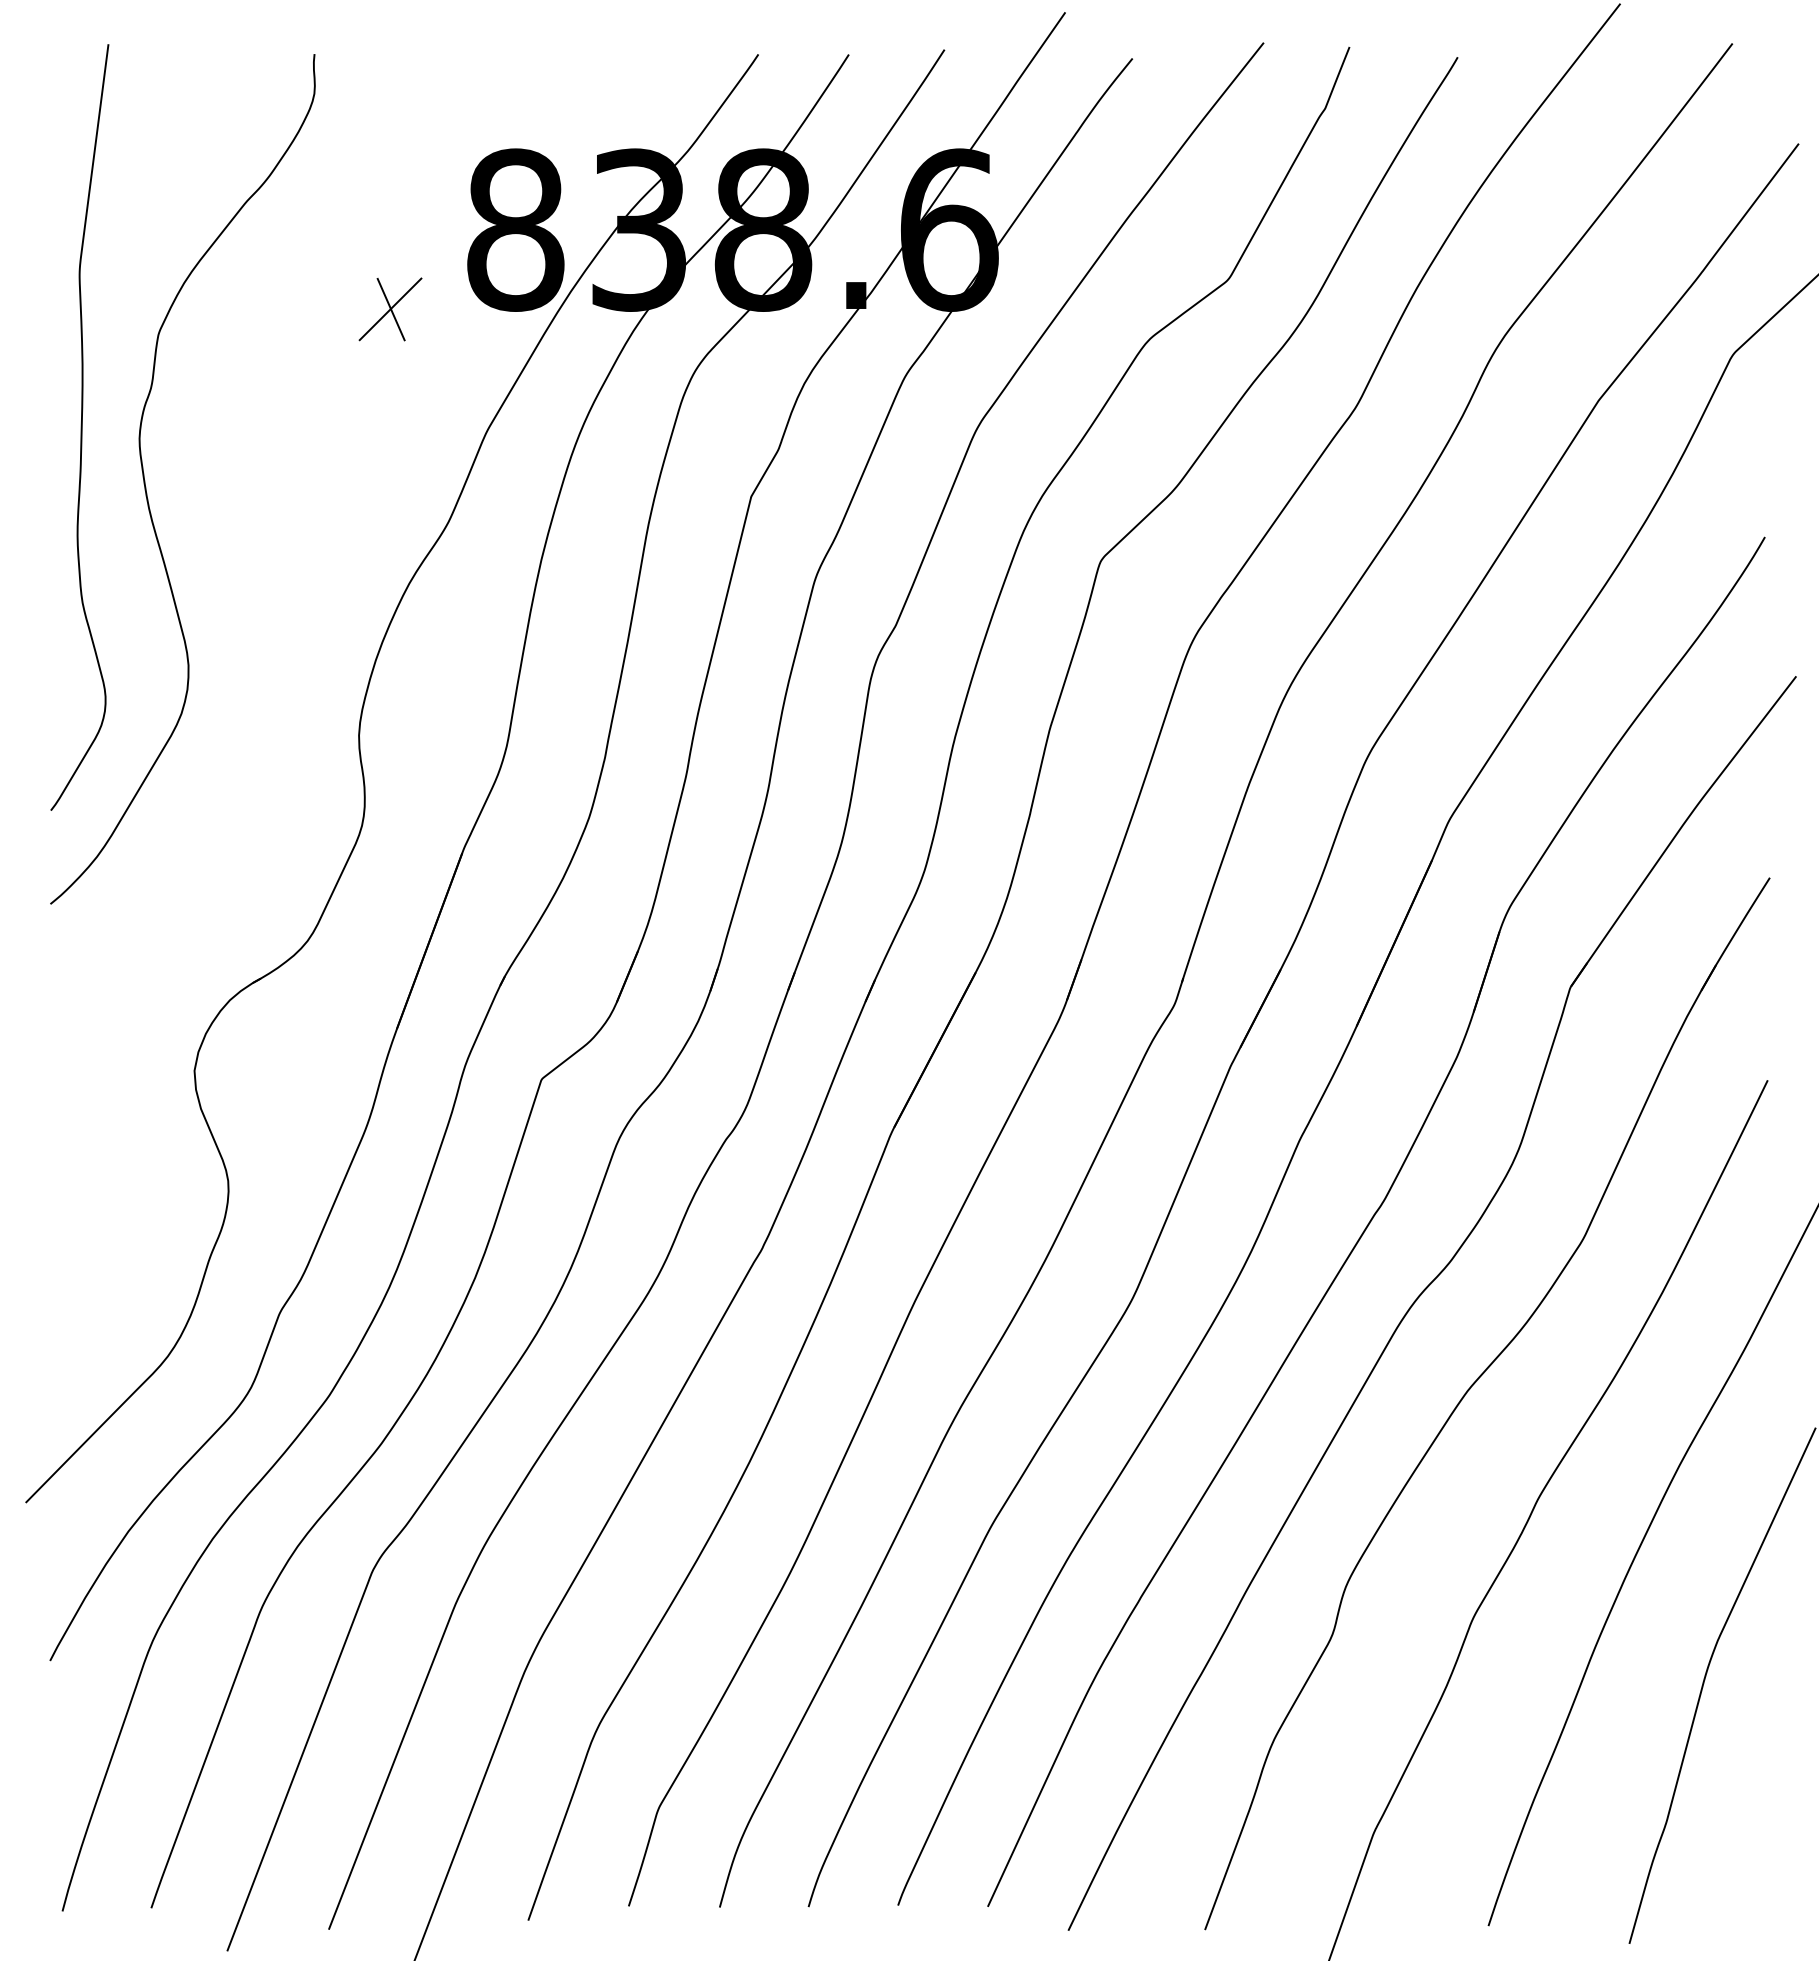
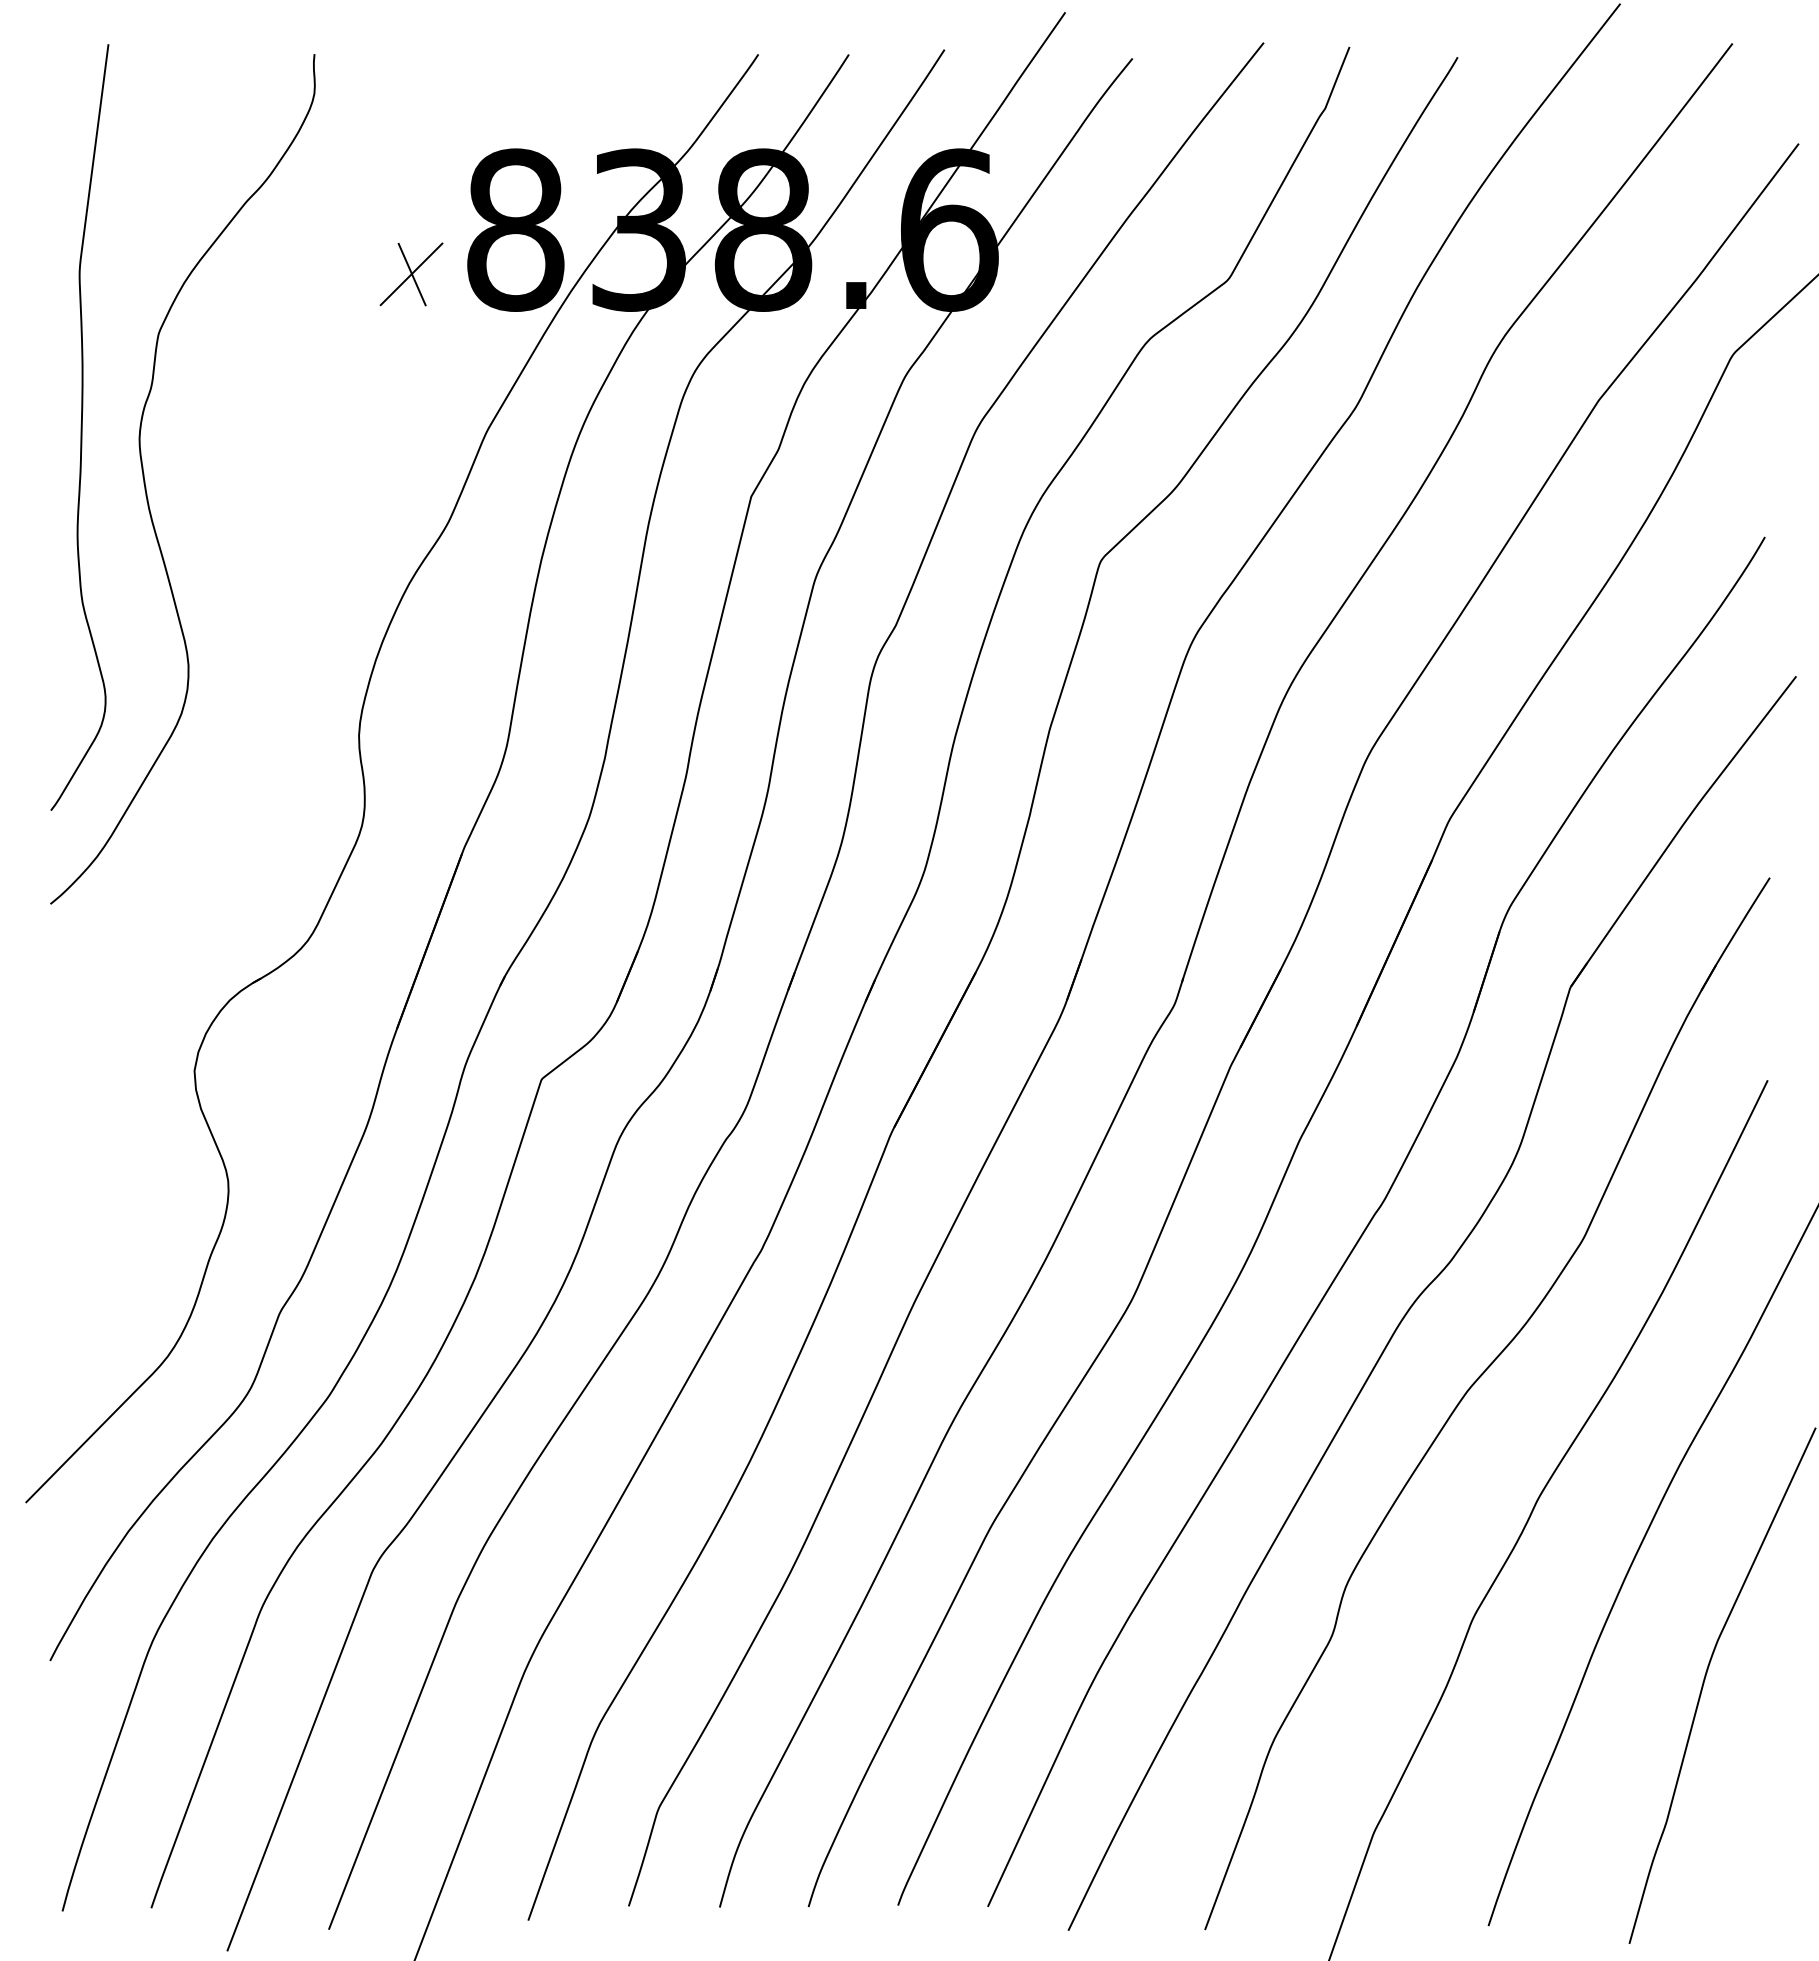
part position: (390, 309) -> (411, 274) (411, 274)
